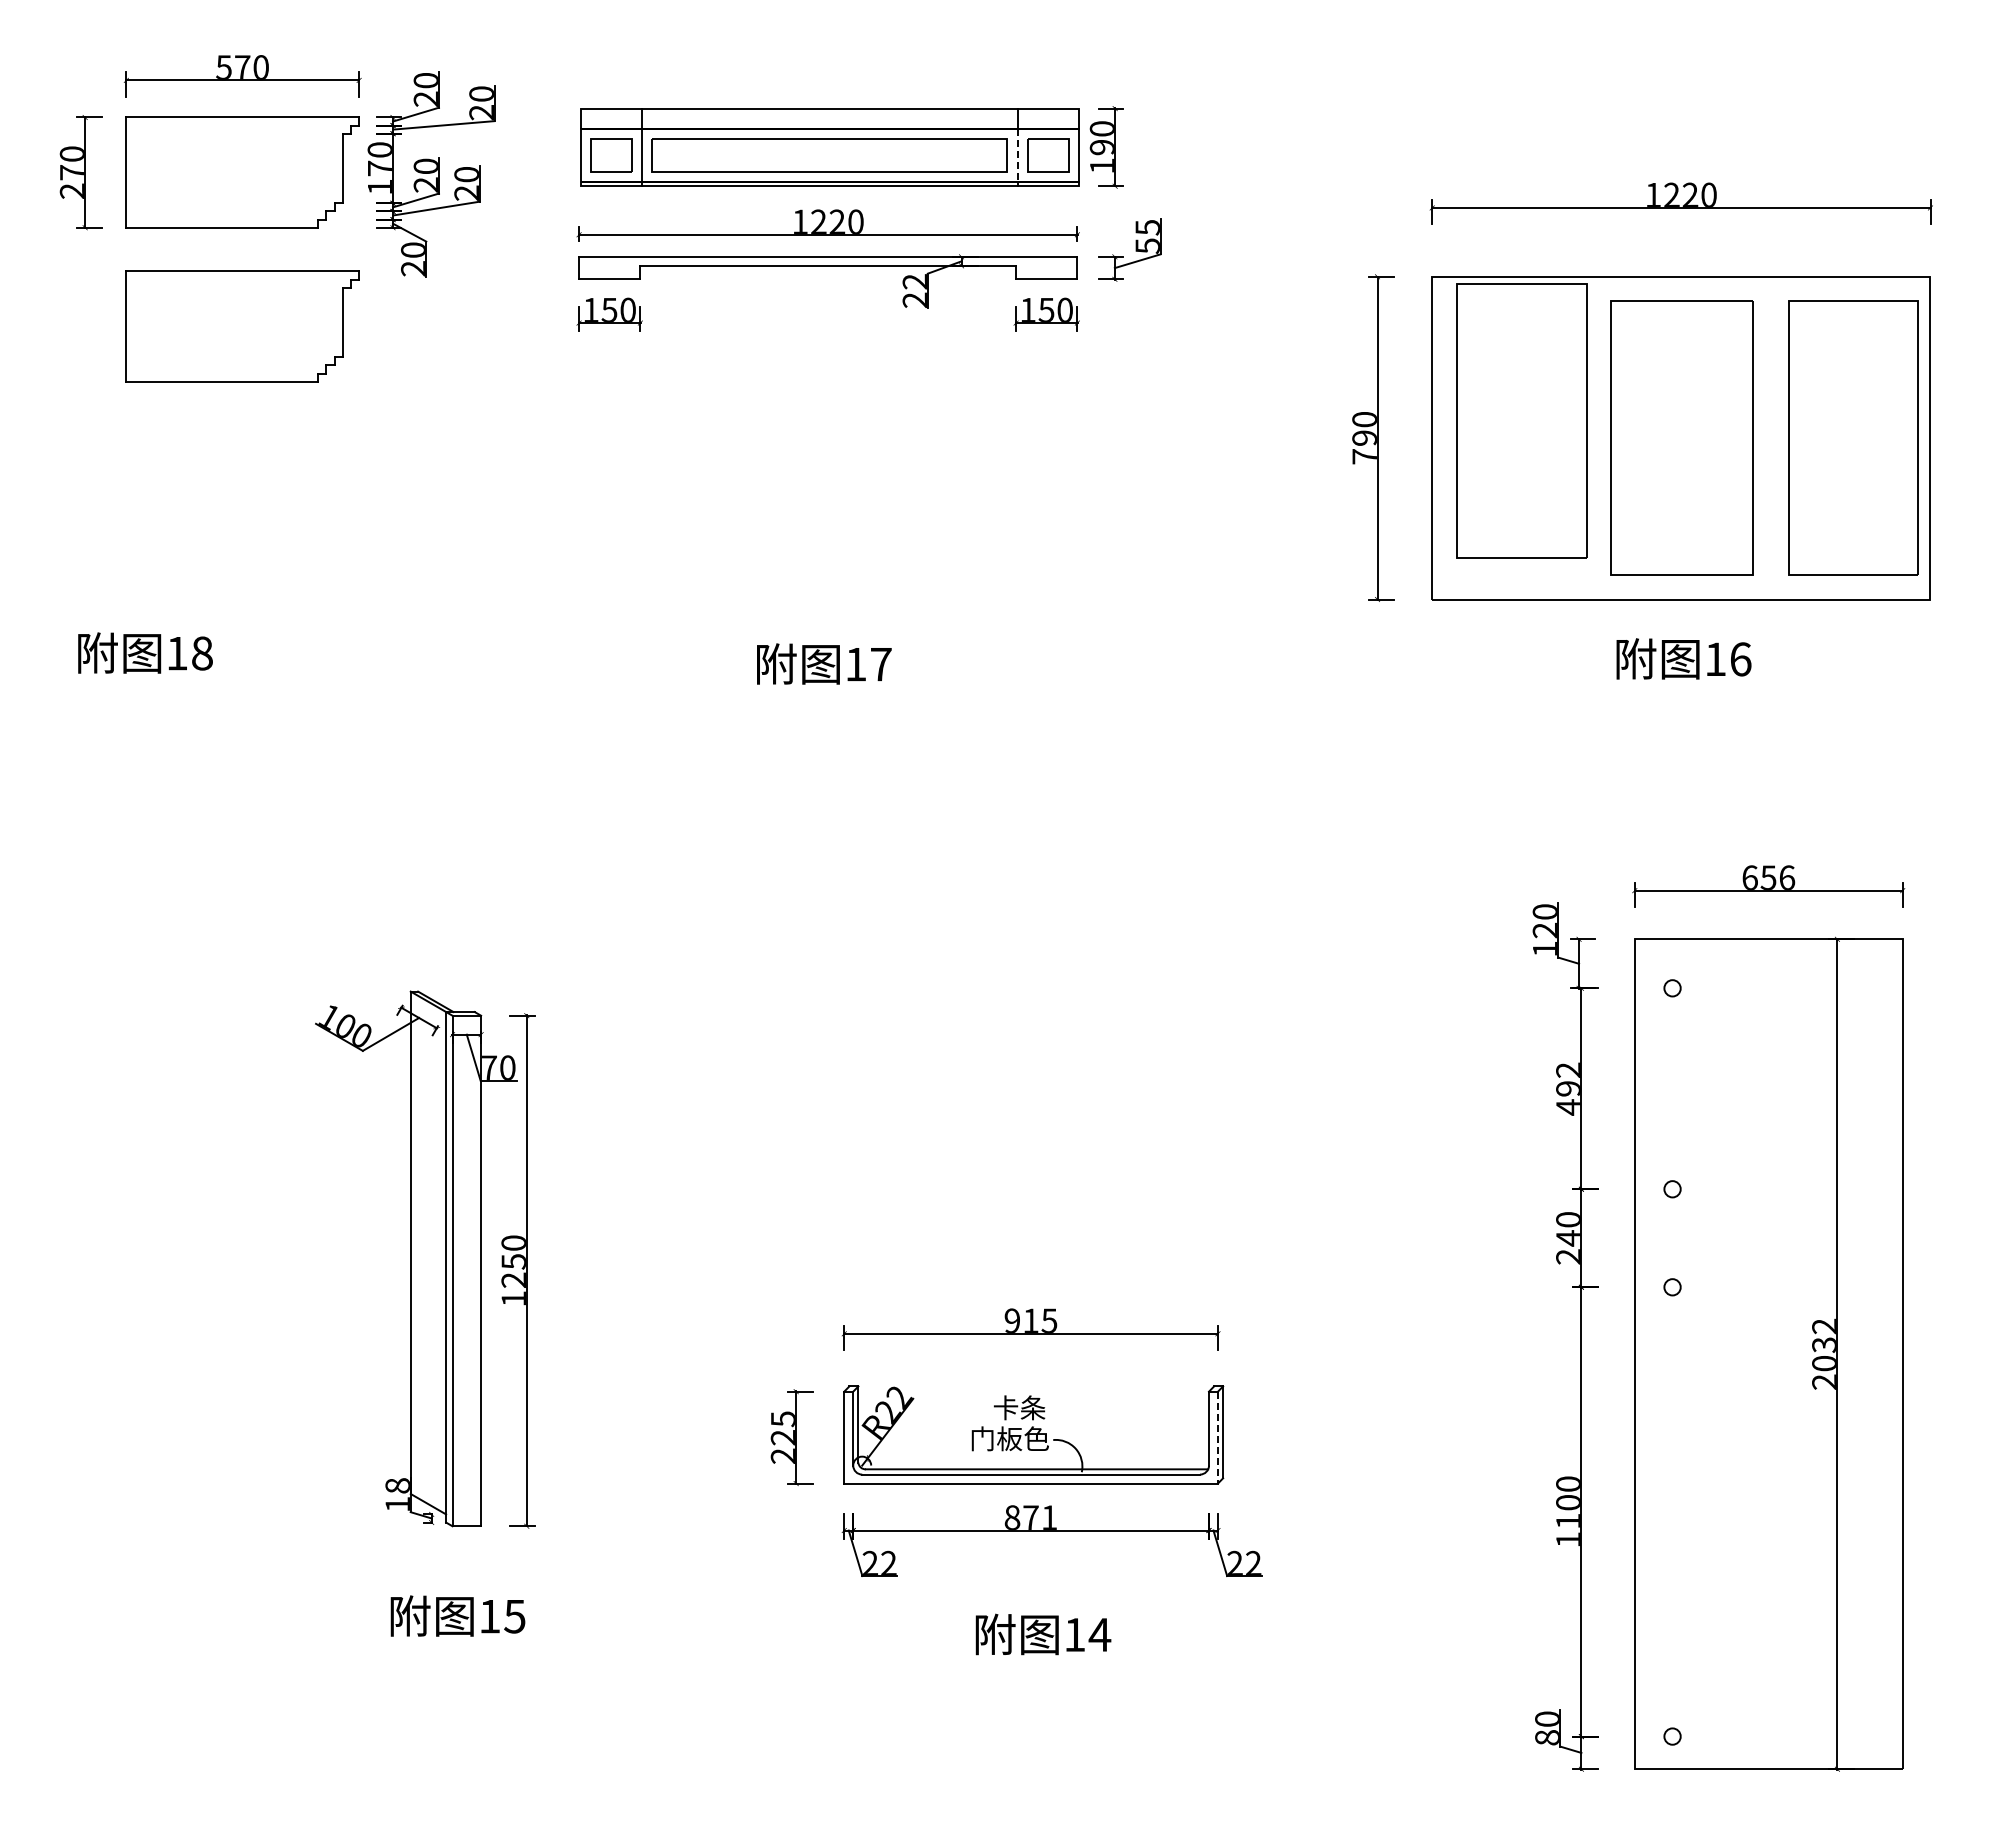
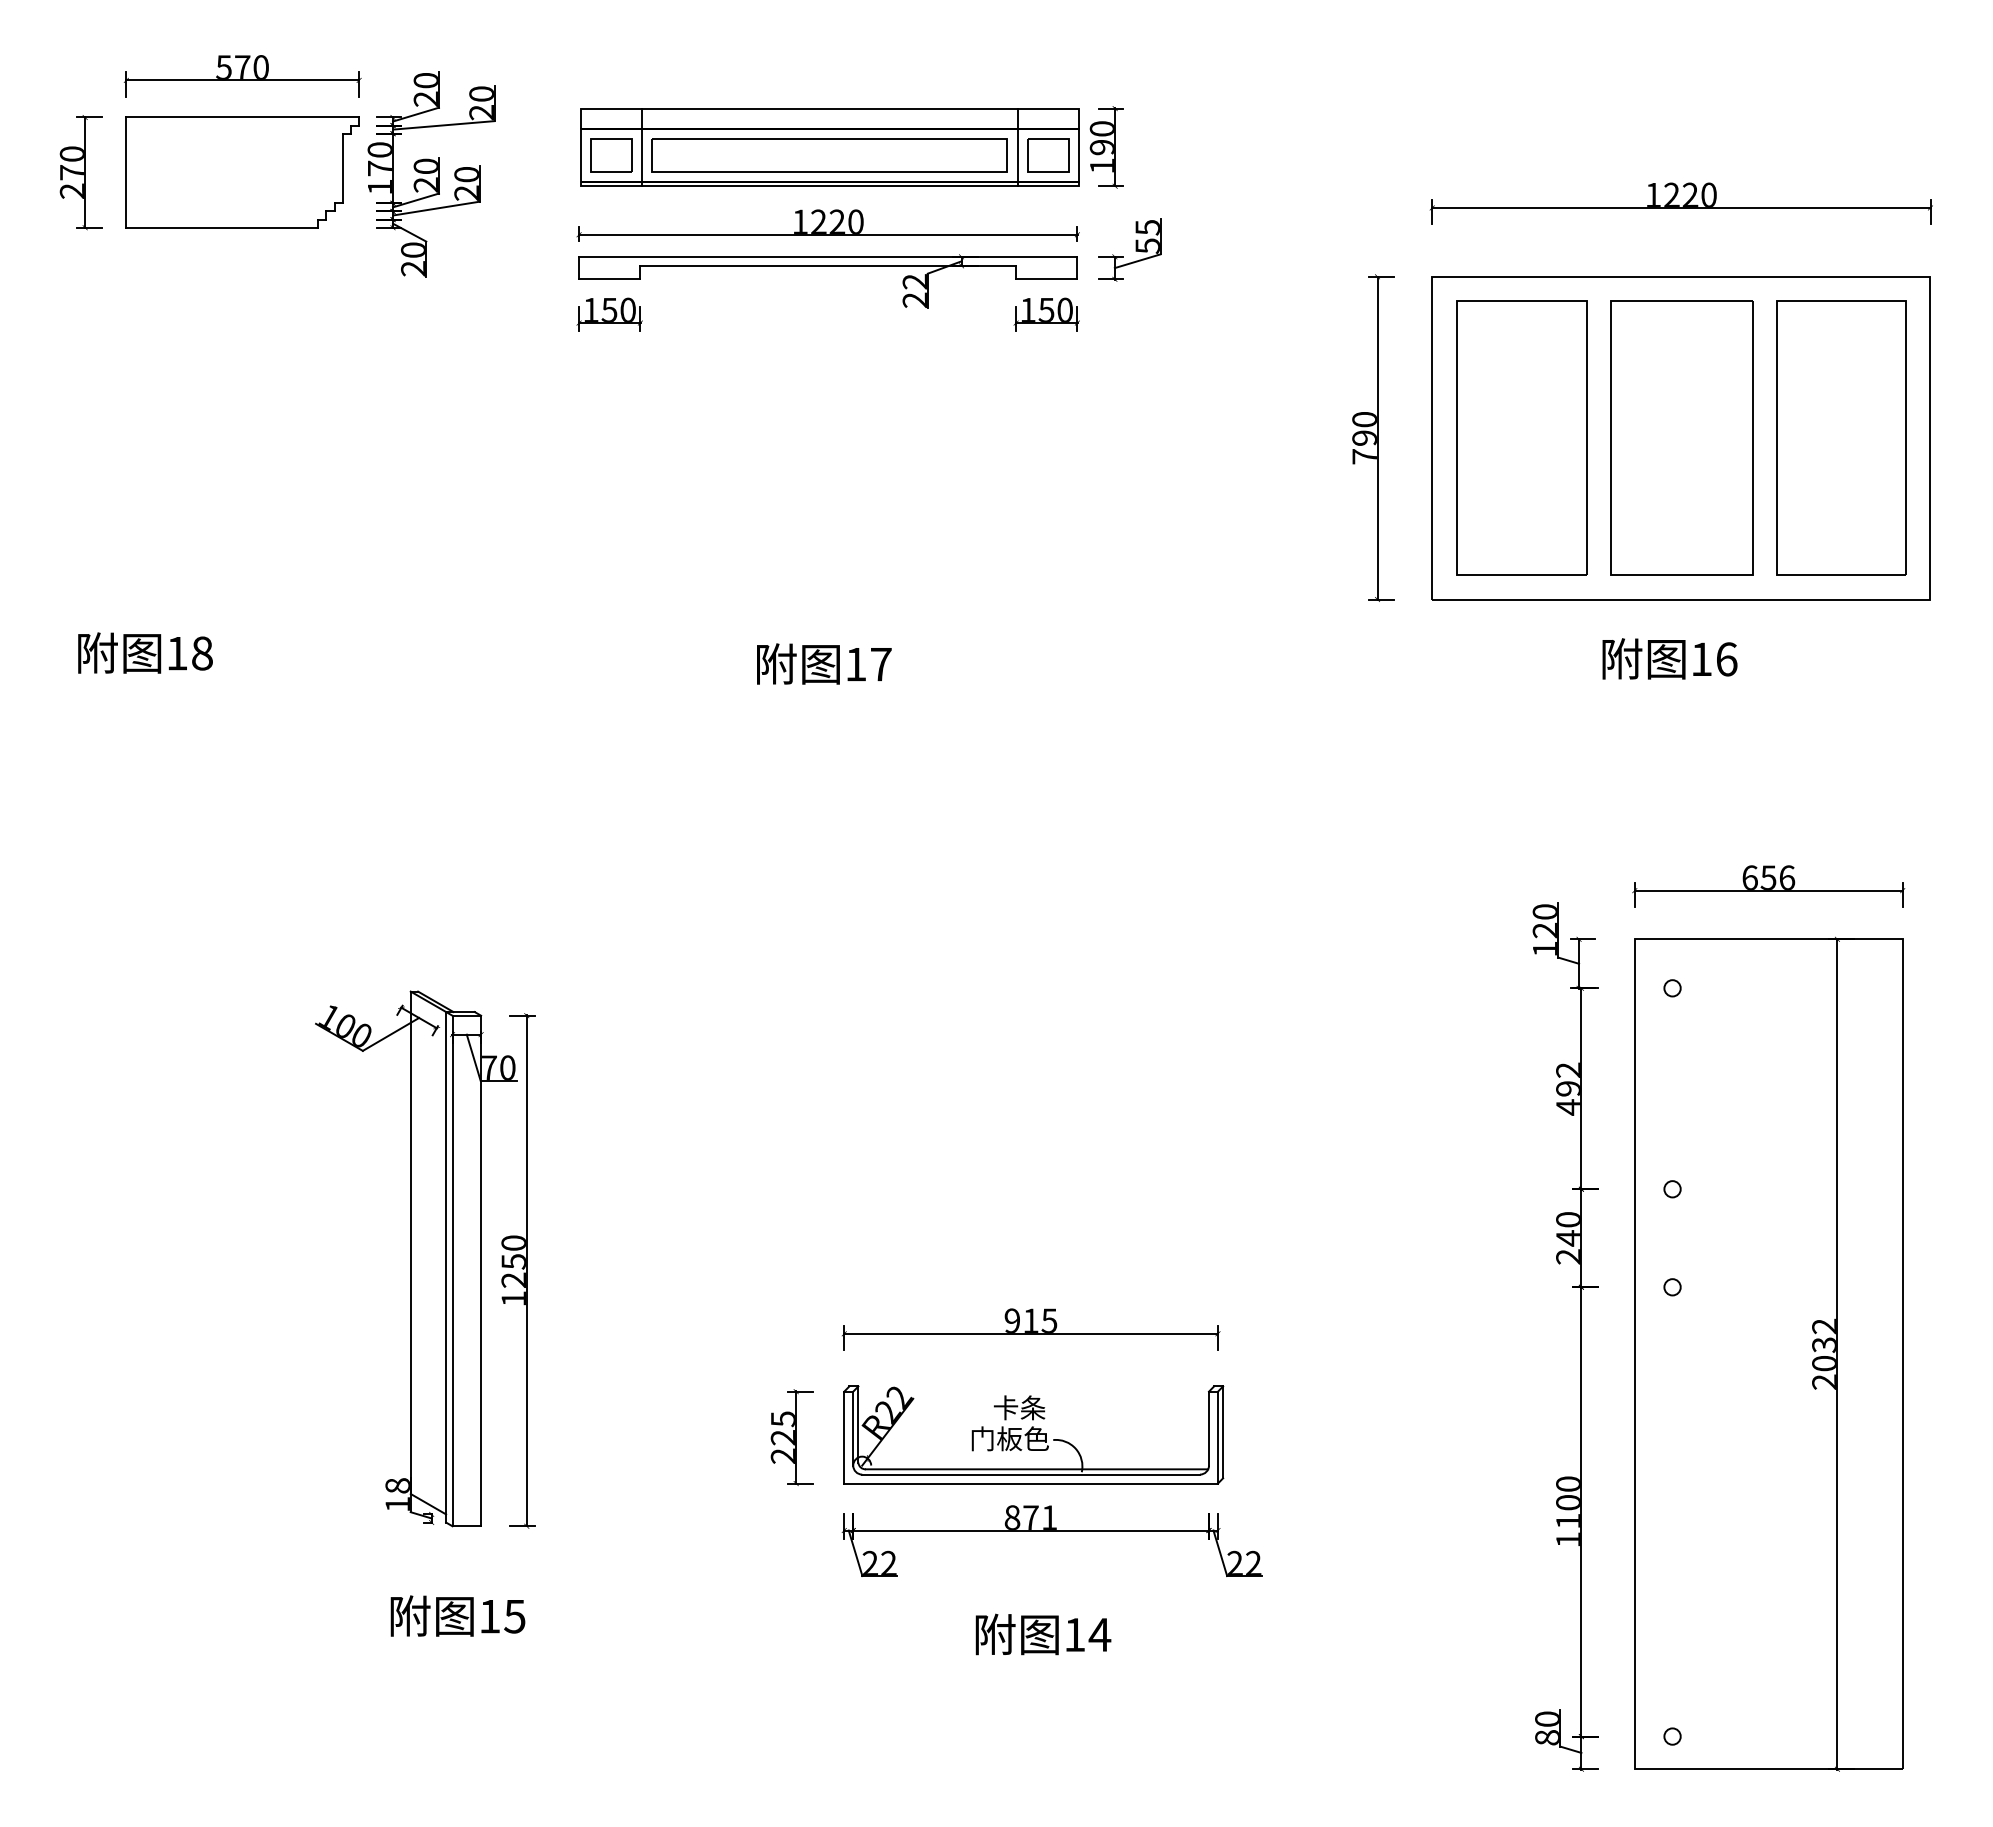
line: dashed -> solid (1017, 155)
part: present -> none (242, 326)
part position: (1521, 420) -> (1521, 437) (1521, 437)
part position: (1853, 437) -> (1841, 437) (1841, 437)
text position: (1683, 658) -> (1669, 658) (1669, 658)
line: dashed -> solid (1217, 1437)
